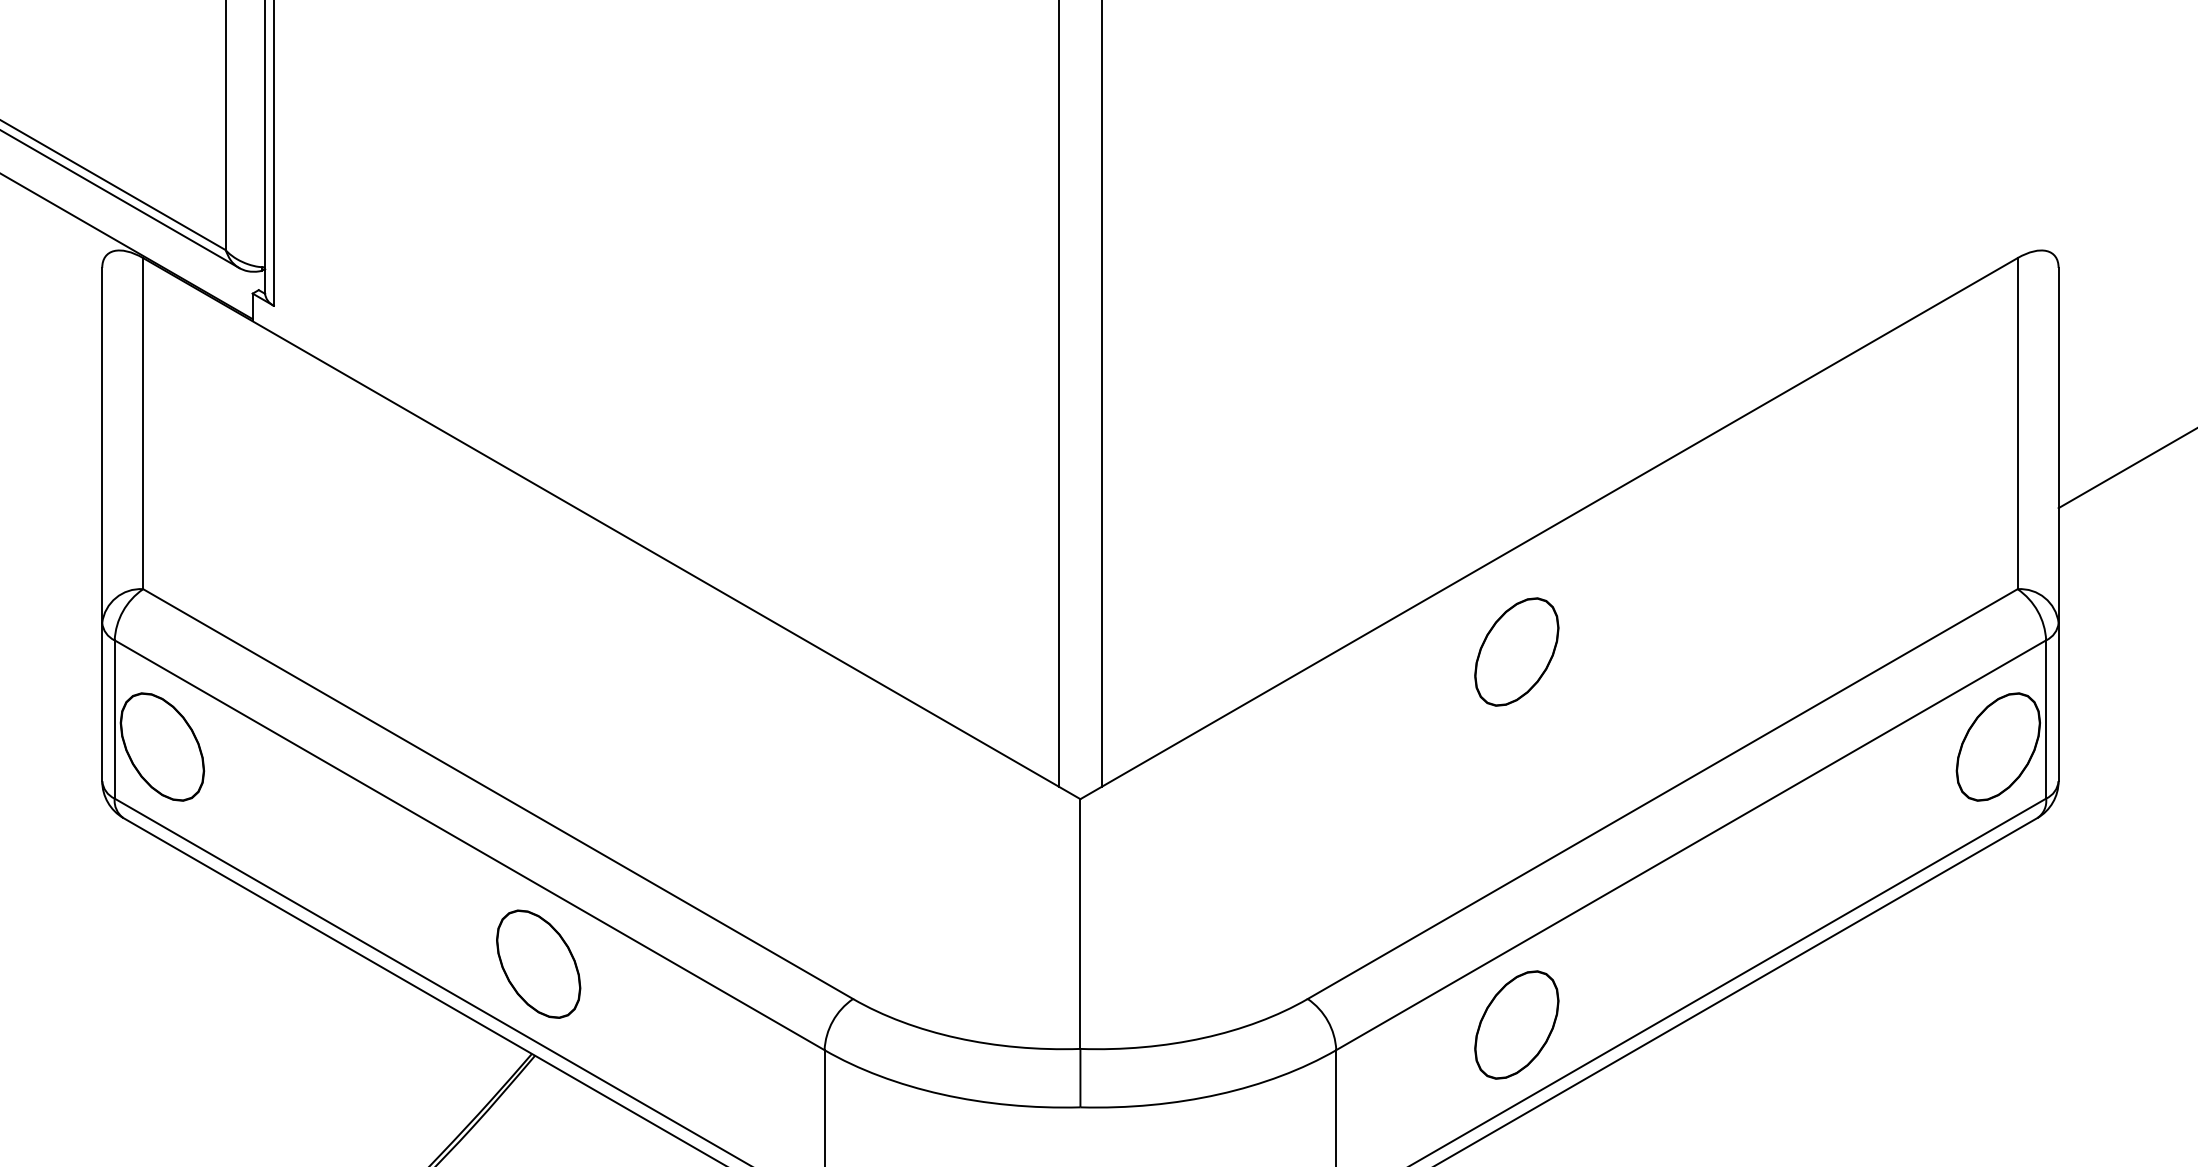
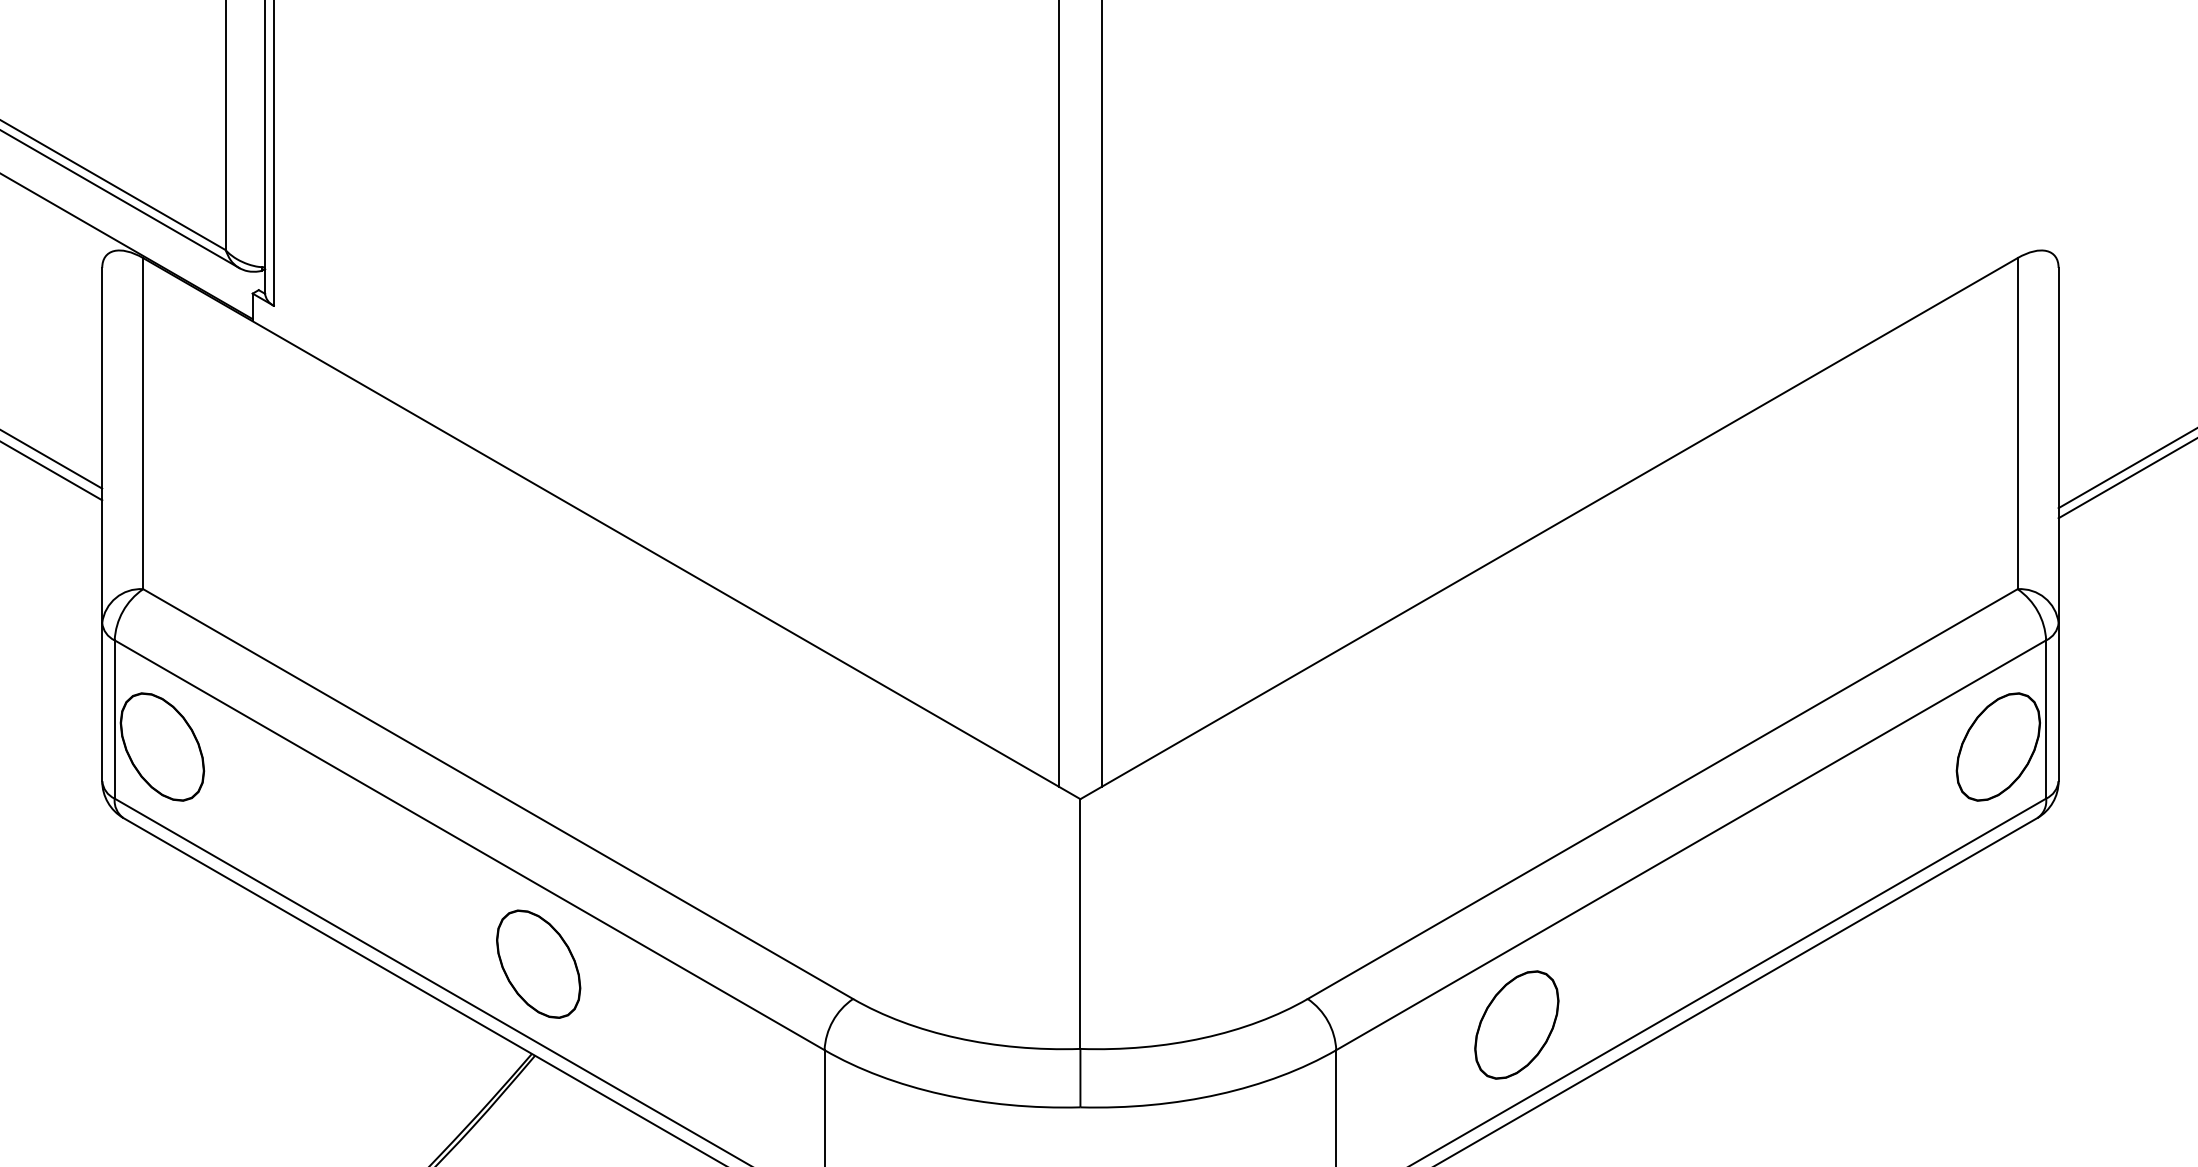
line: none -> present (52, 459)
line: none -> present (52, 471)
line: none -> present (2126, 478)
part: present -> none (1516, 651)
